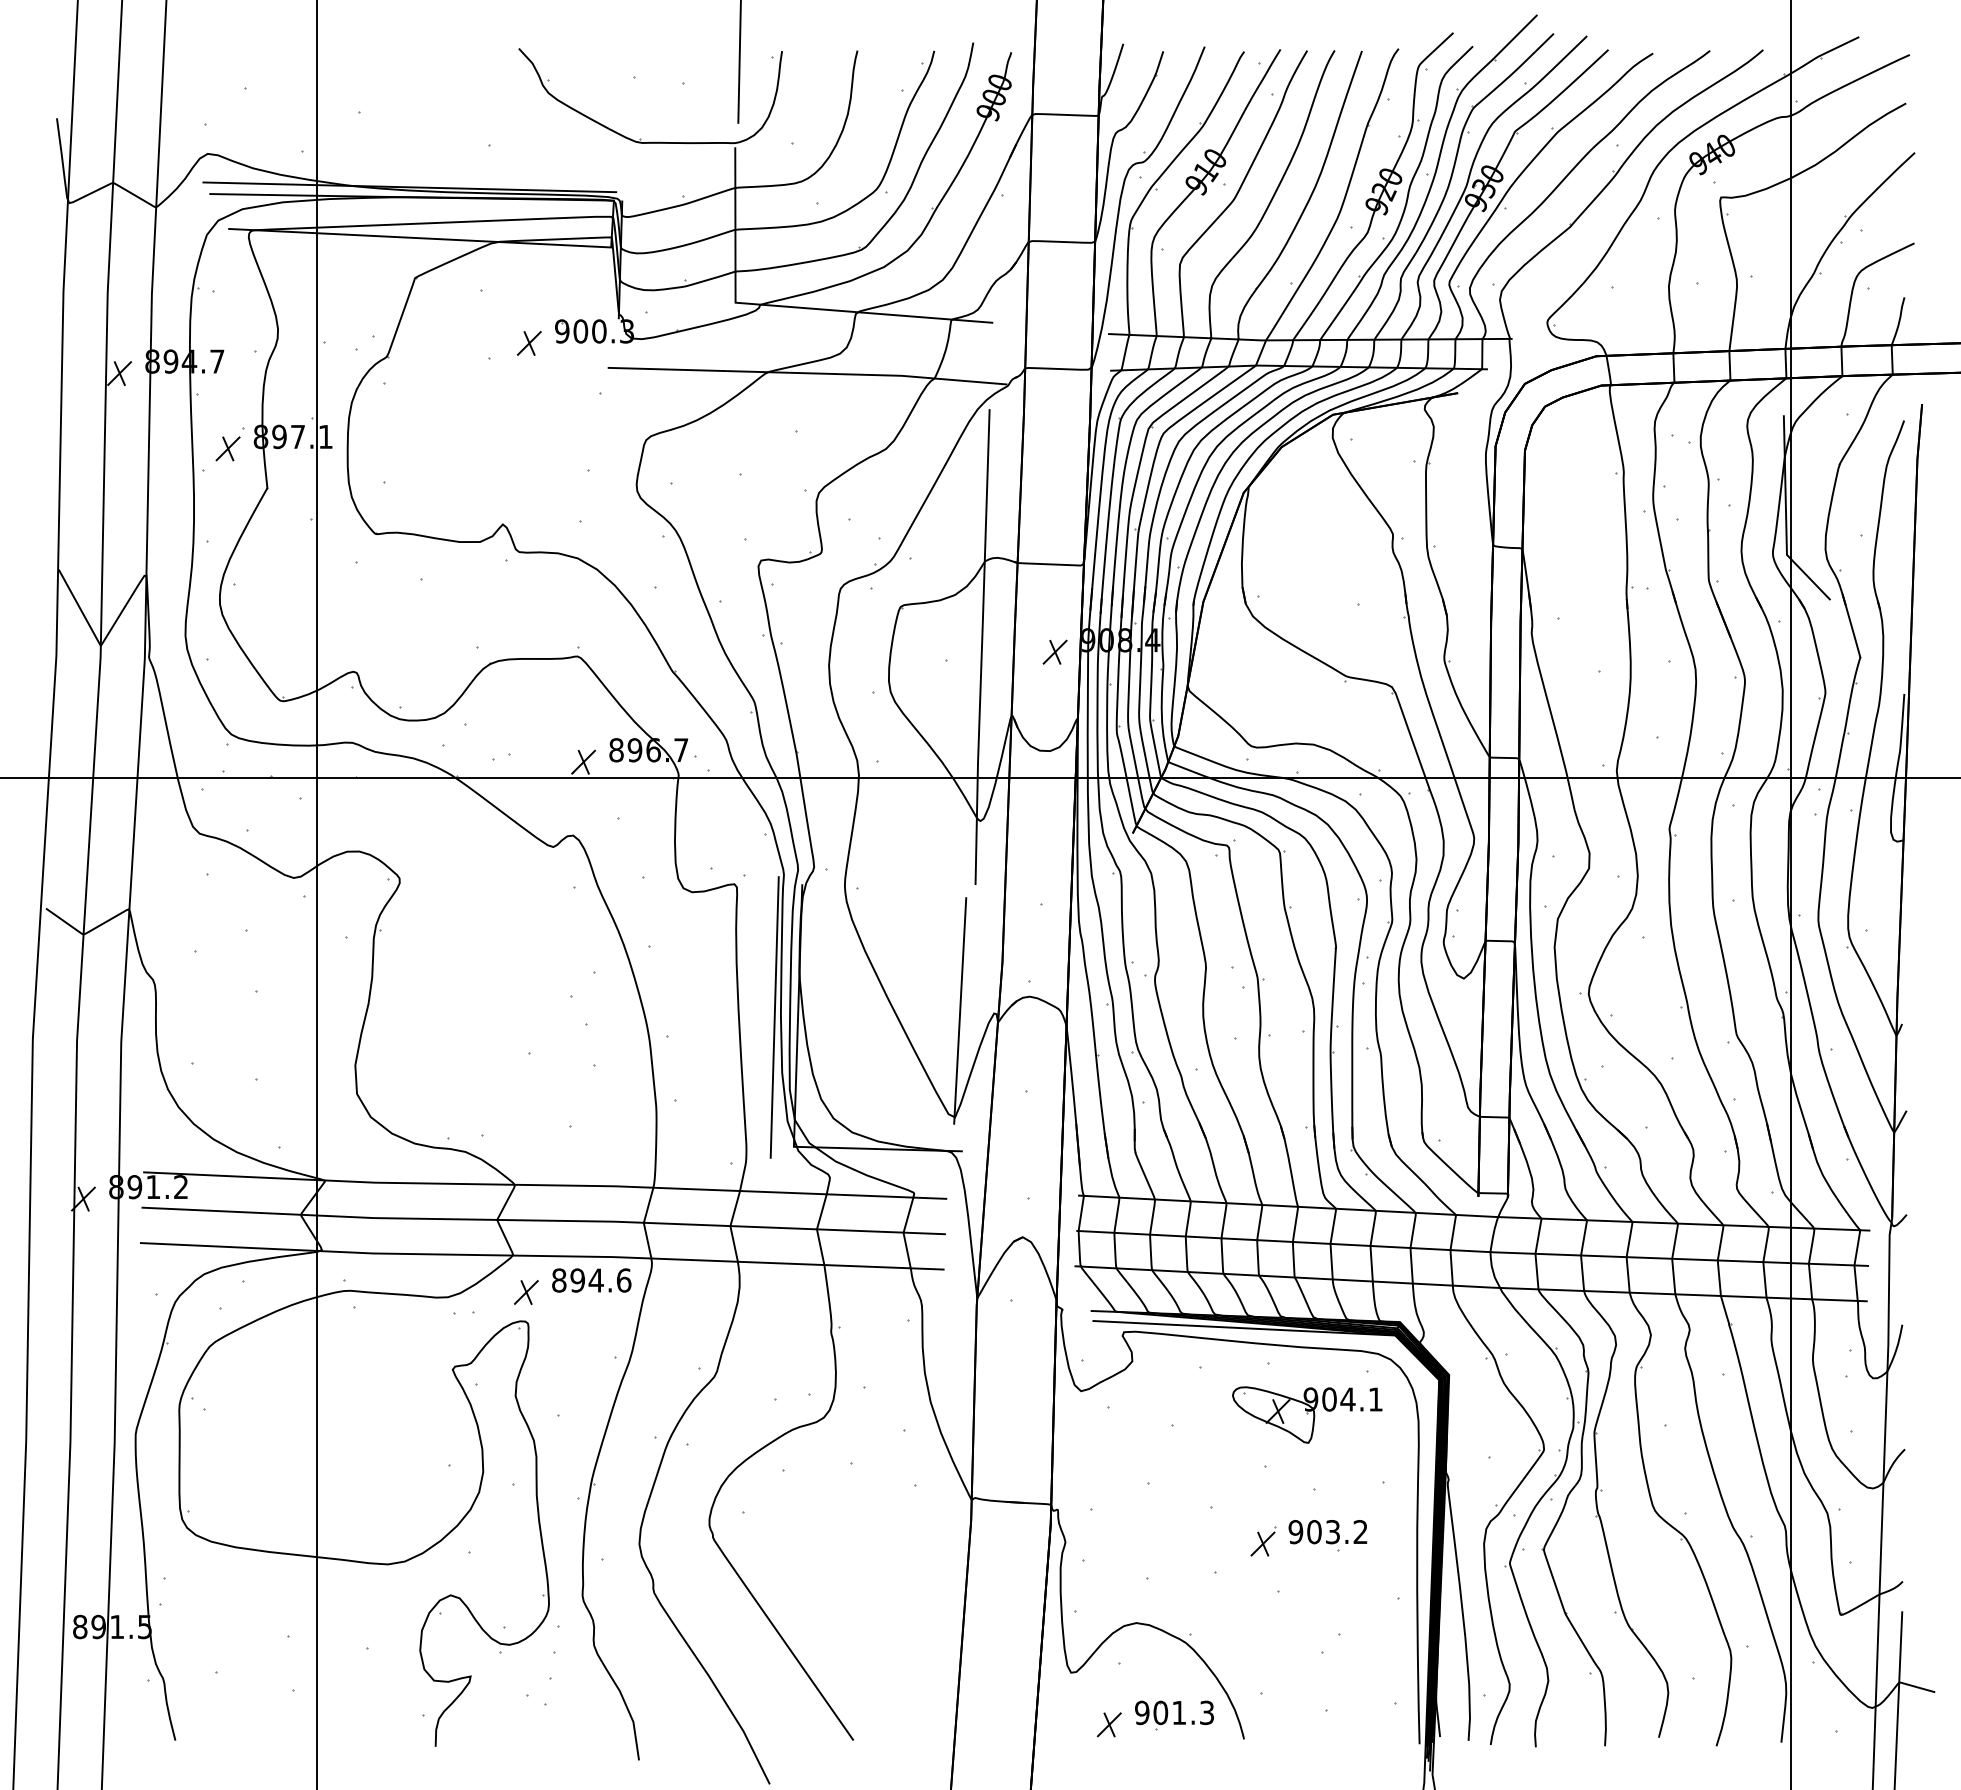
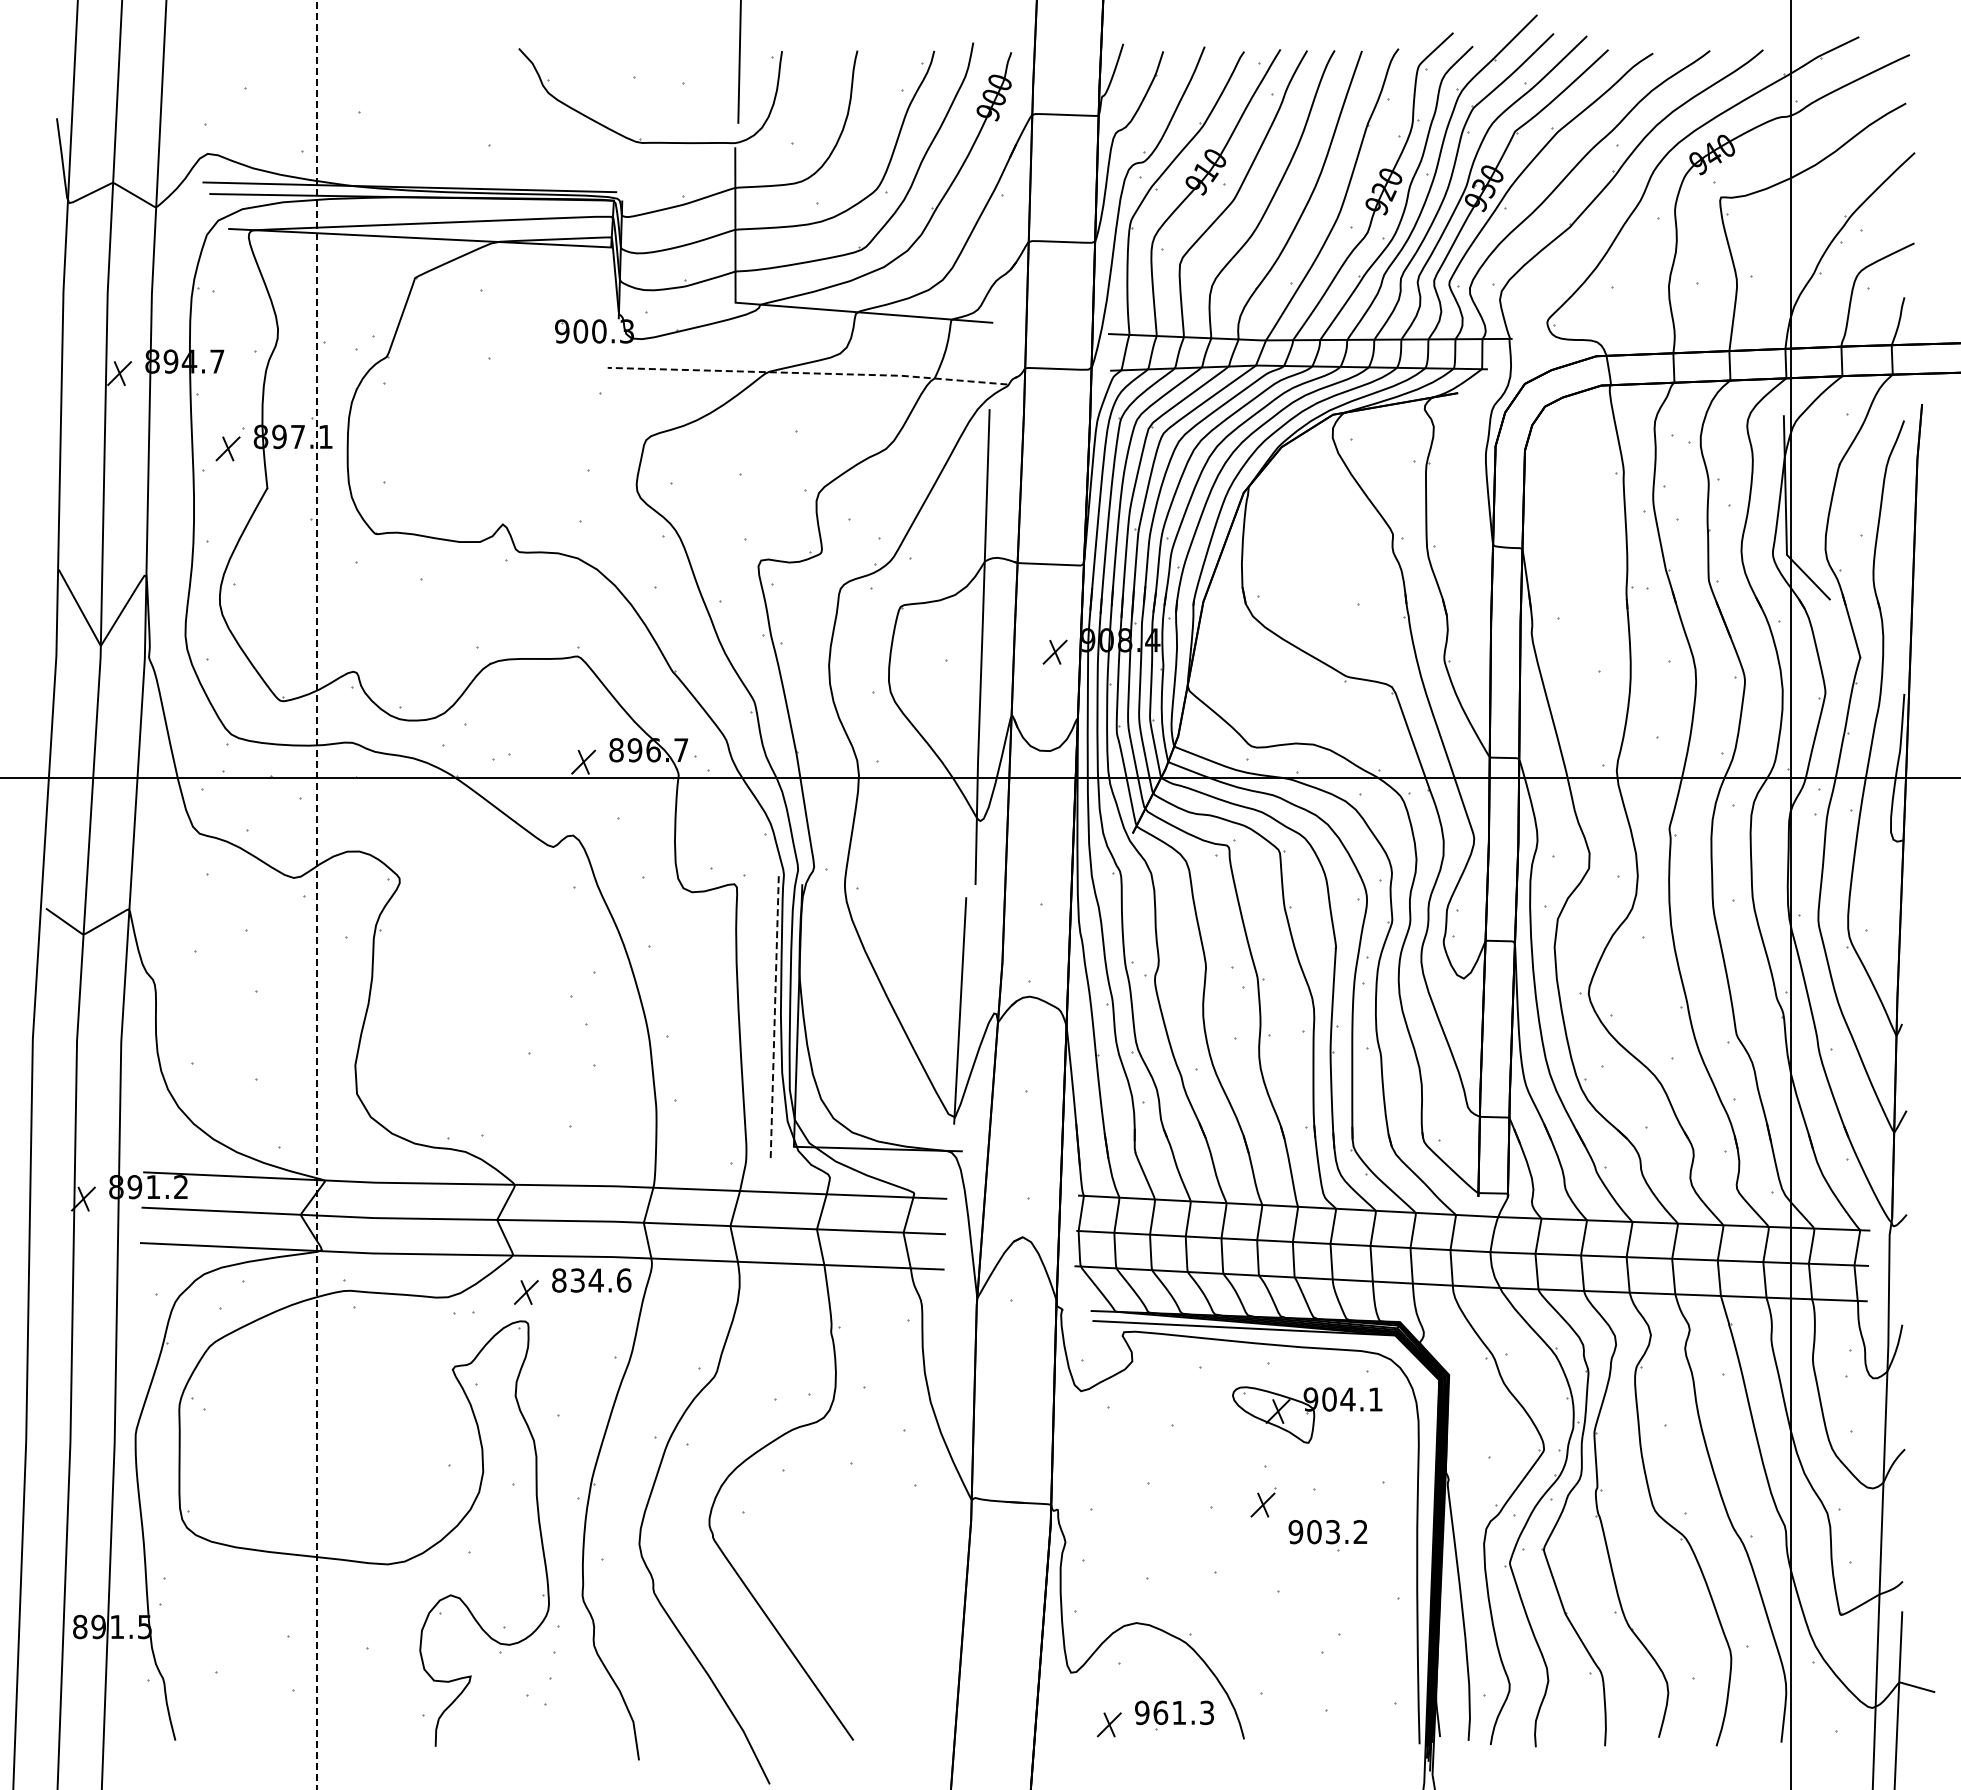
part: present -> none (528, 343)
line: solid -> dashed (808, 373)
line: solid -> dashed (316, 894)
line: solid -> dashed (774, 1017)
text: 894.6 -> 834.6 (577, 1280)
part position: (1263, 1541) -> (1263, 1502) (1263, 1502)
text: 901.3 -> 961.3 (1160, 1712)
